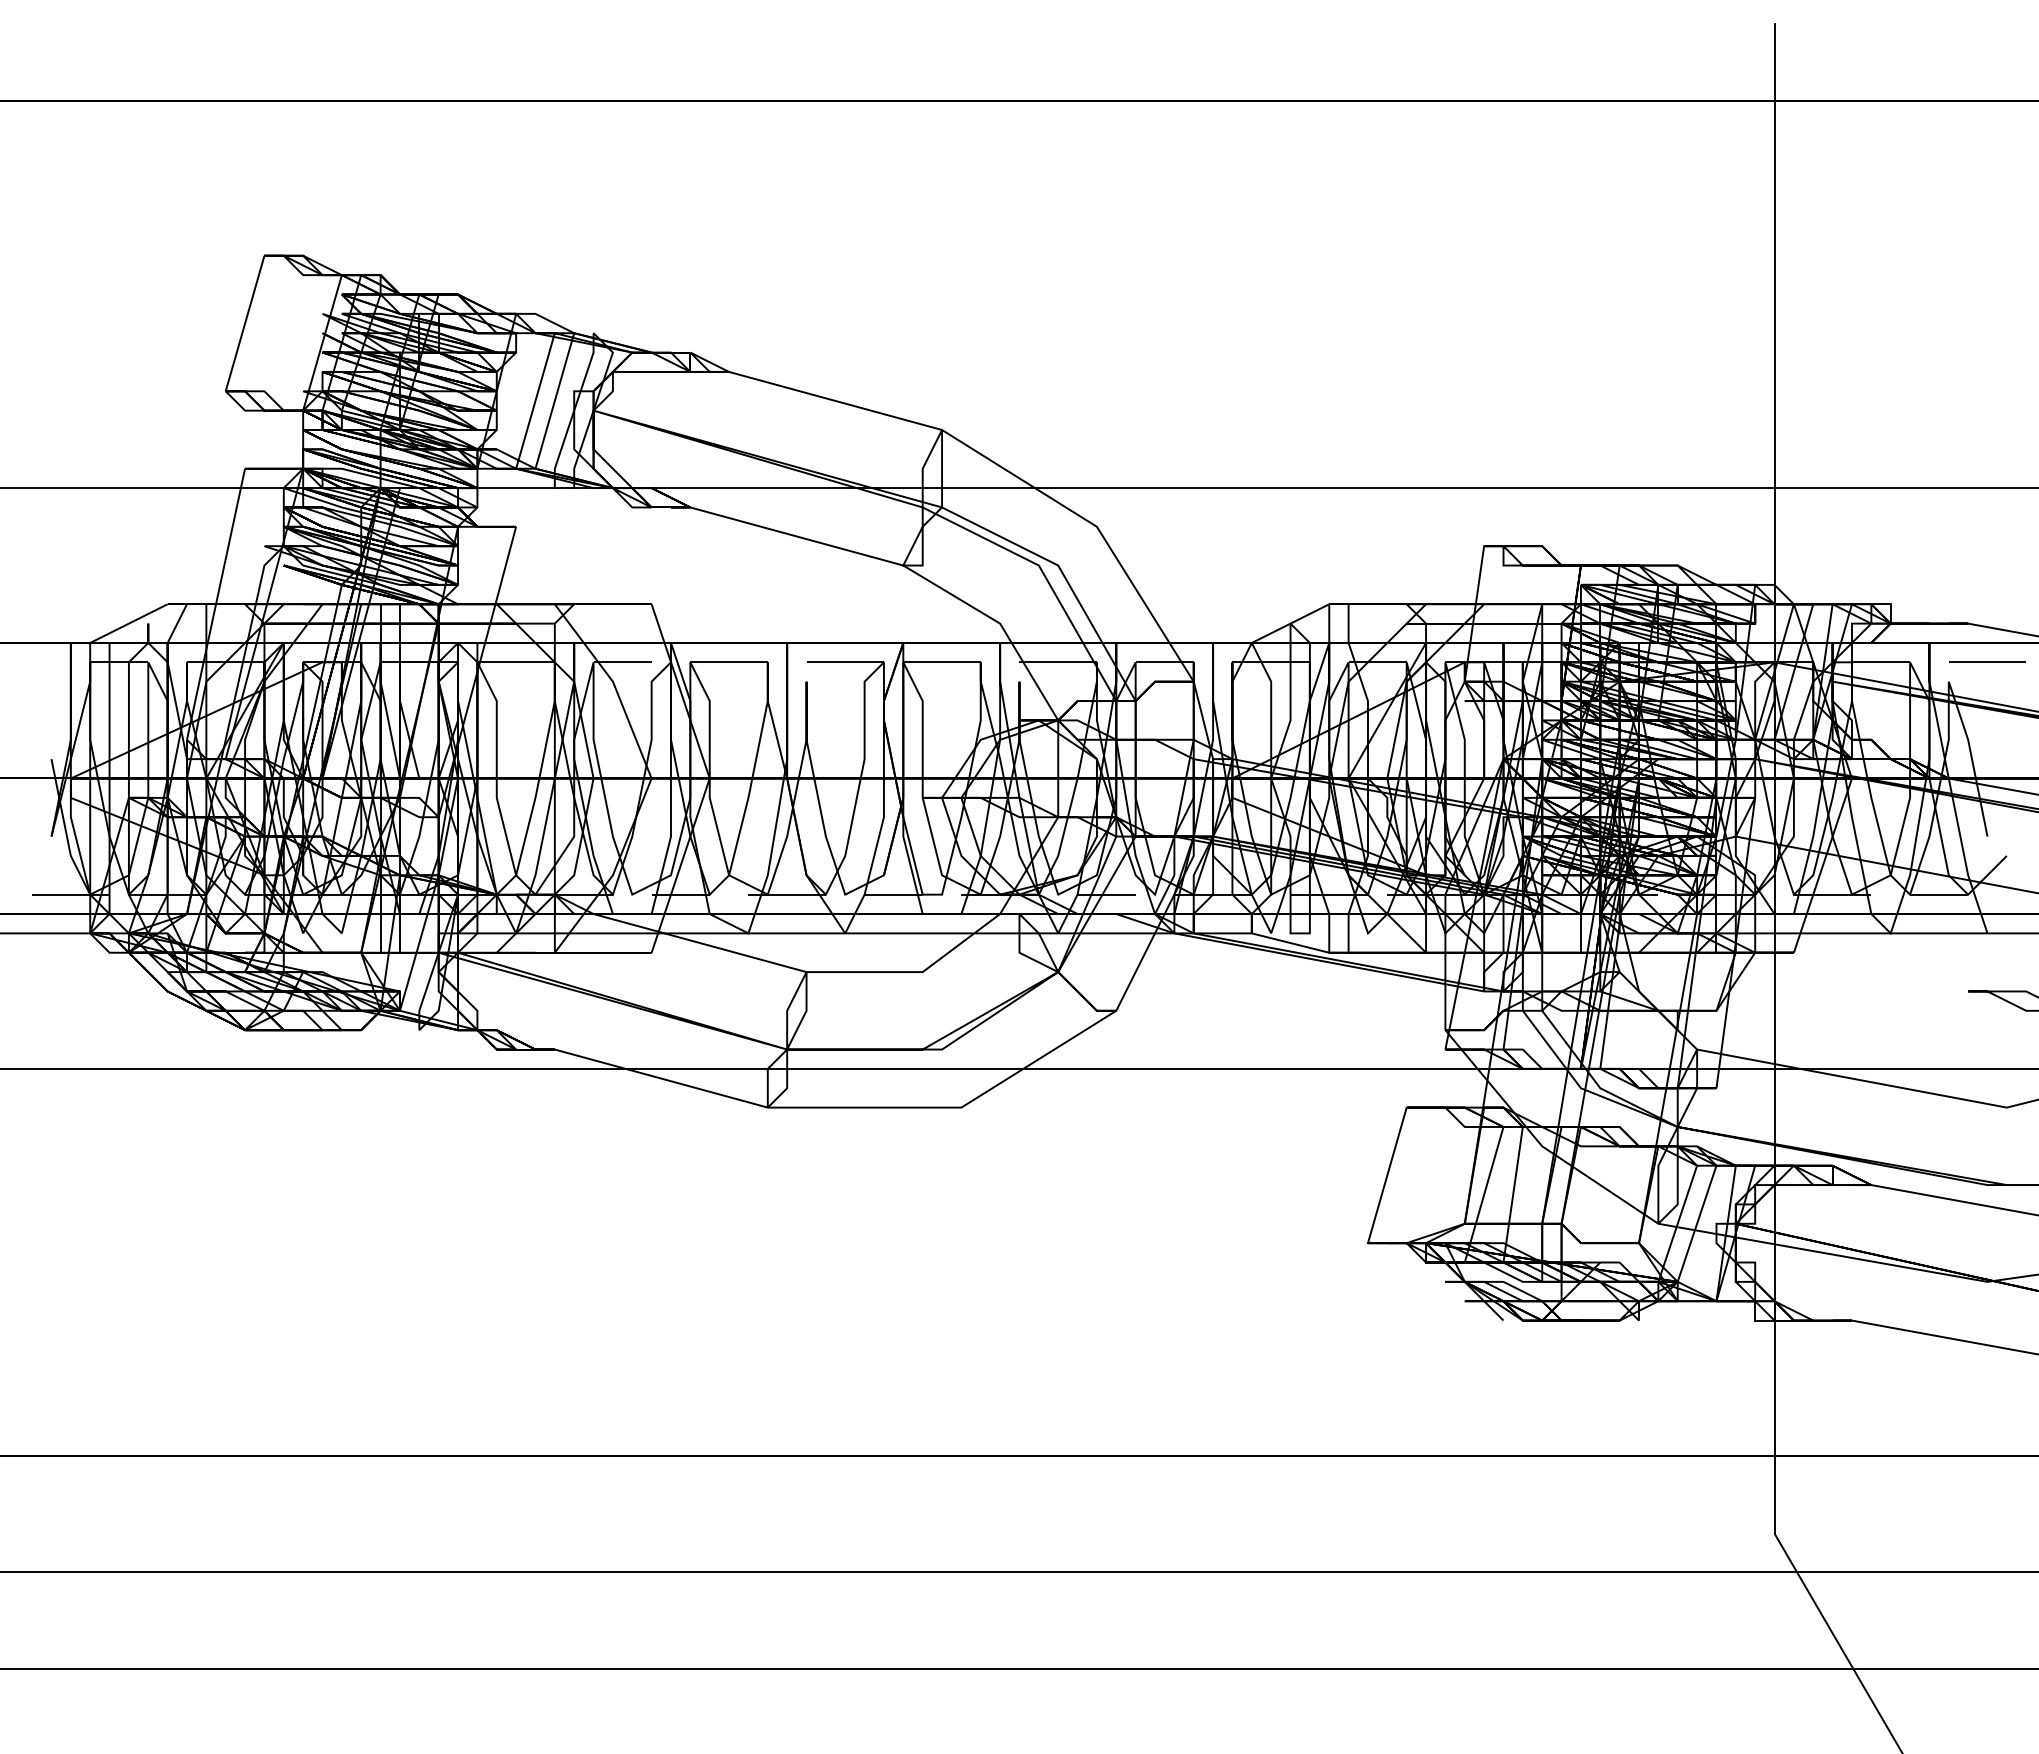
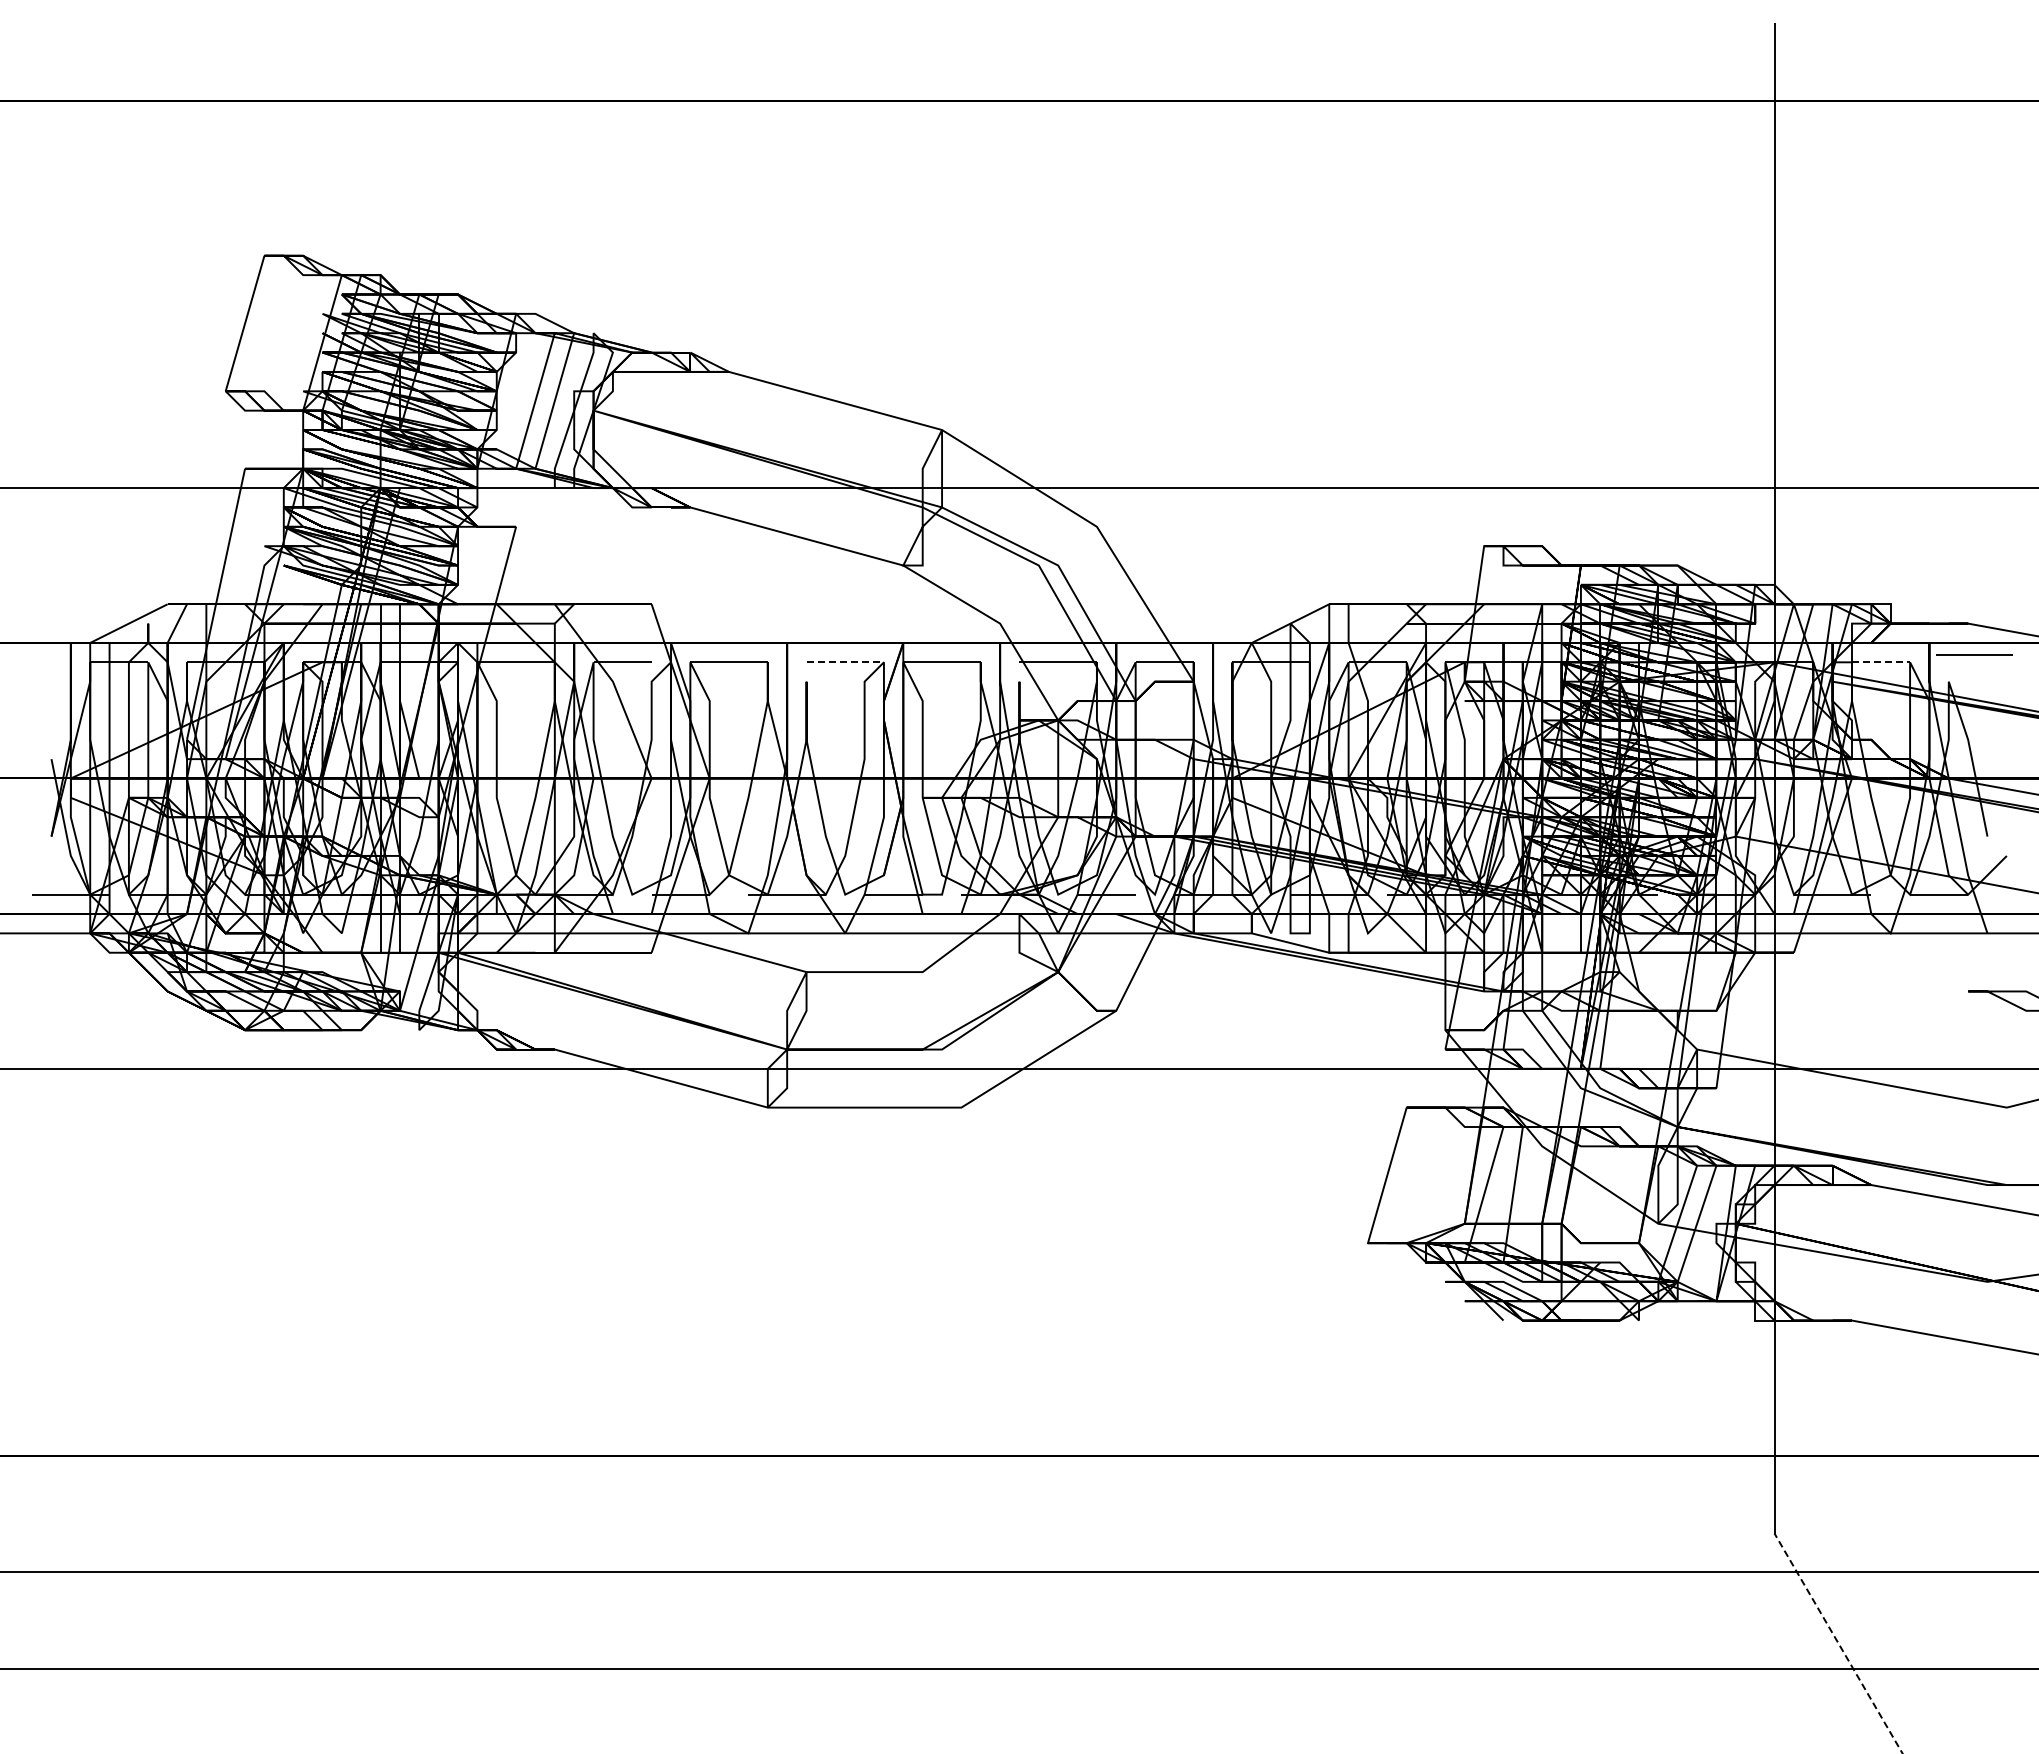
line position: (1987, 661) -> (1974, 654) (1974, 654)
line: solid -> dashed (845, 662)
line: solid -> dashed (1881, 662)
line: solid -> dashed (1838, 1643)
